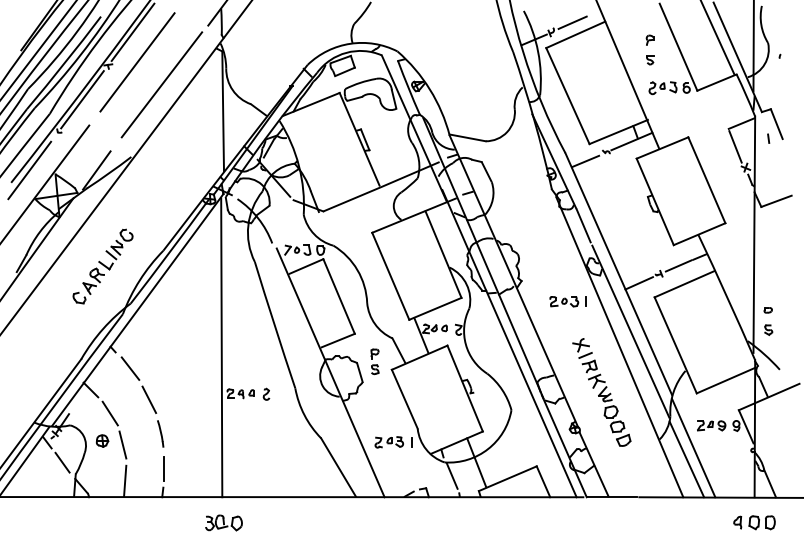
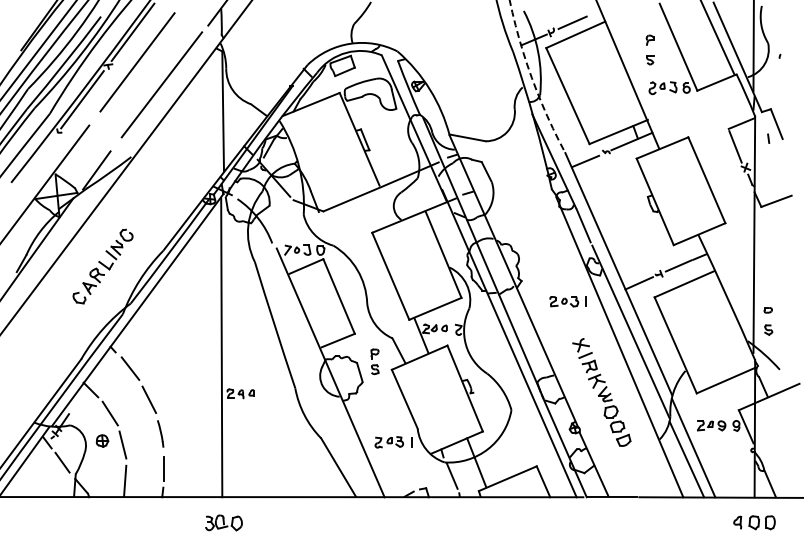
arc: solid -> dashed (532, 78)
line: present -> none (29, 170)
part: present -> none (266, 393)
